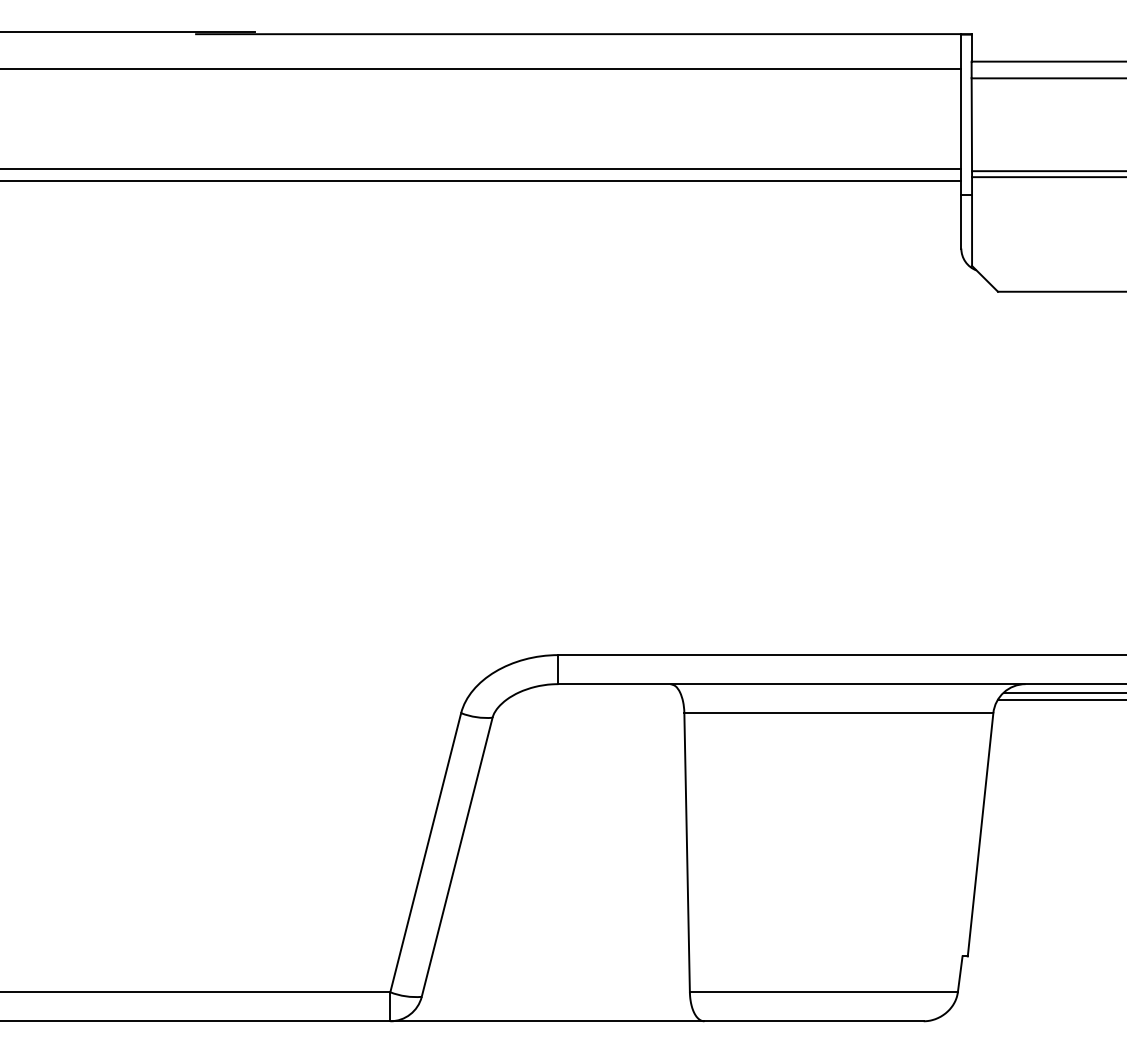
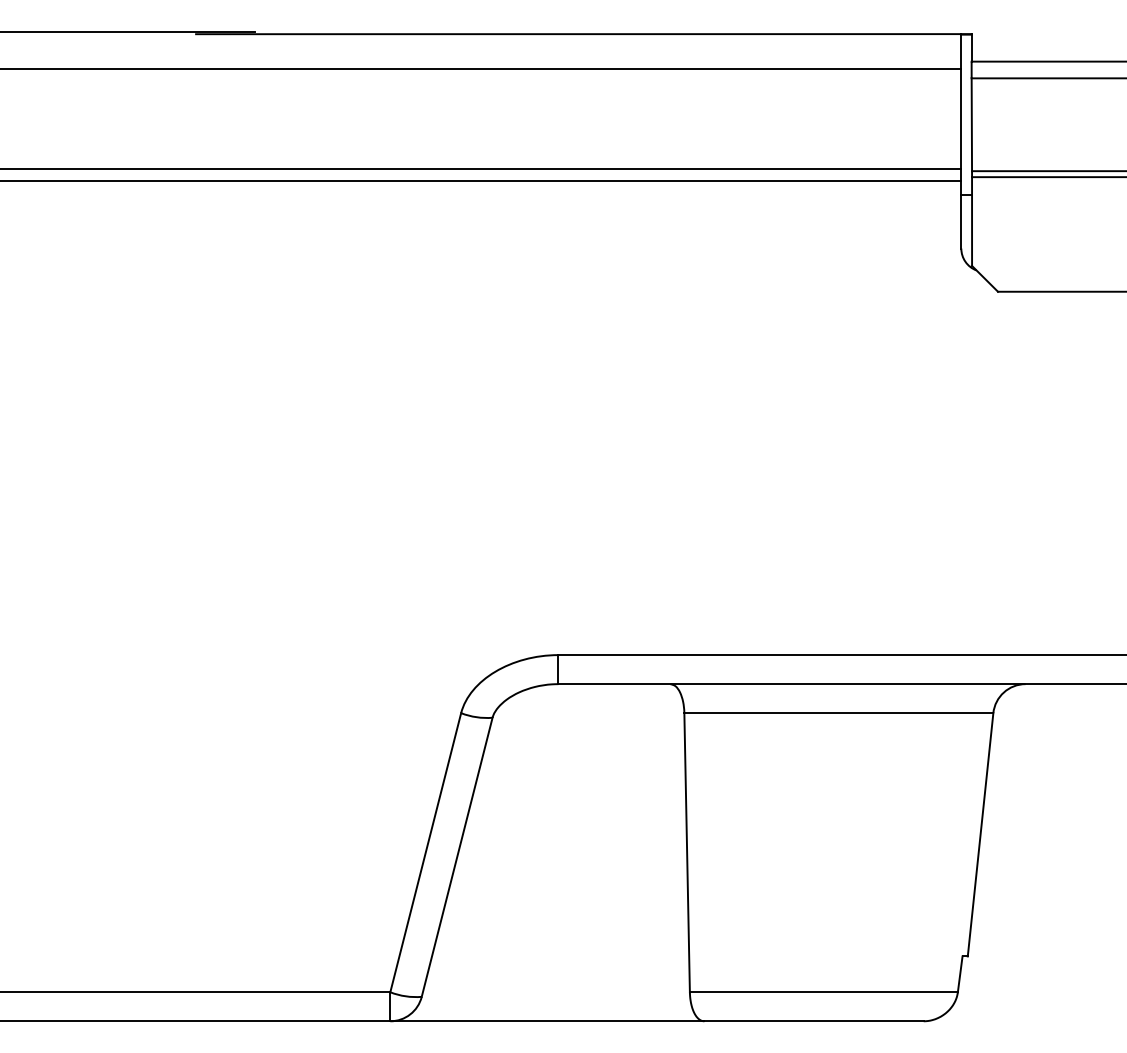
line: present -> none (1063, 692)
line: present -> none (1060, 700)
